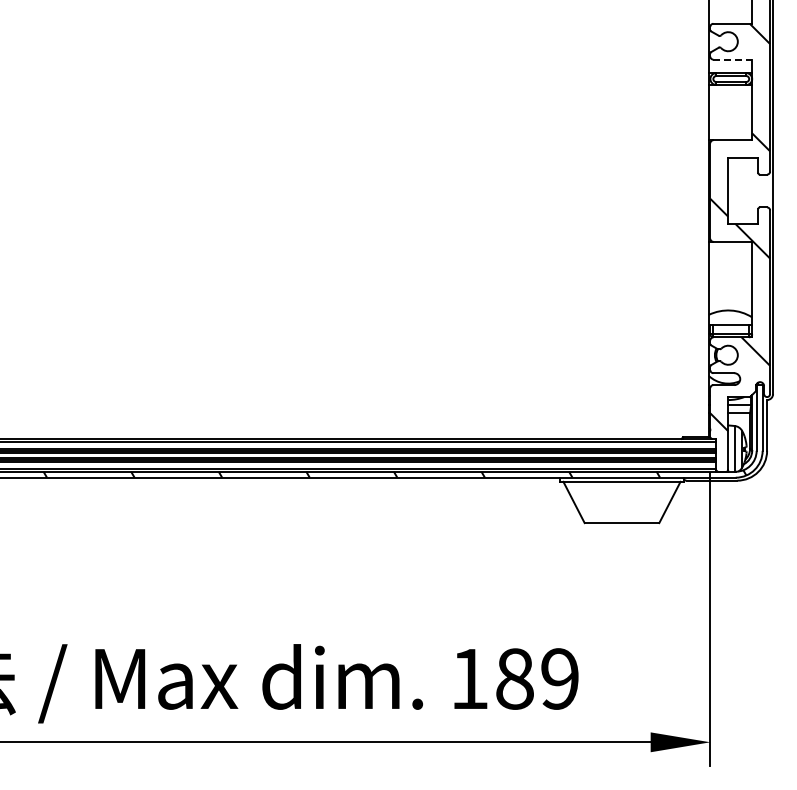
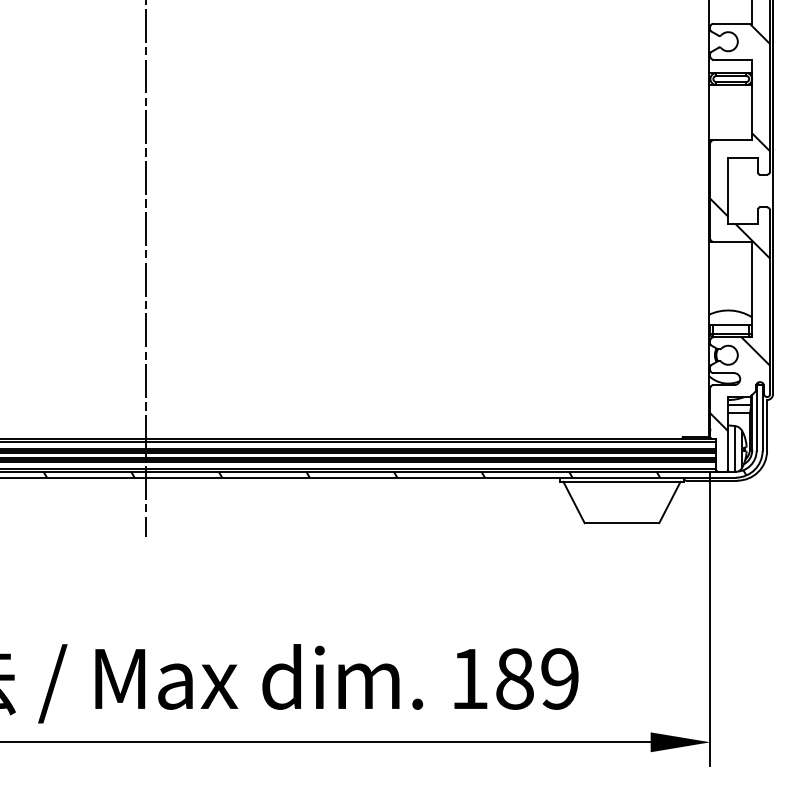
line: dashed -> solid (733, 59)
line: none -> present (146, 269)
